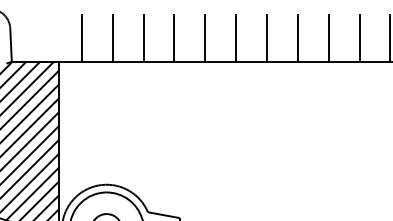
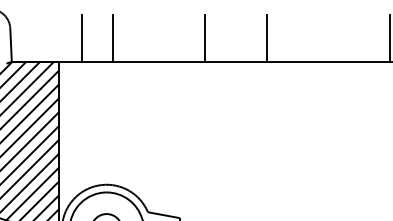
line: present -> none (143, 37)
line: present -> none (174, 37)
line: present -> none (236, 37)
line: present -> none (297, 37)
line: present -> none (328, 37)
line: present -> none (359, 37)
